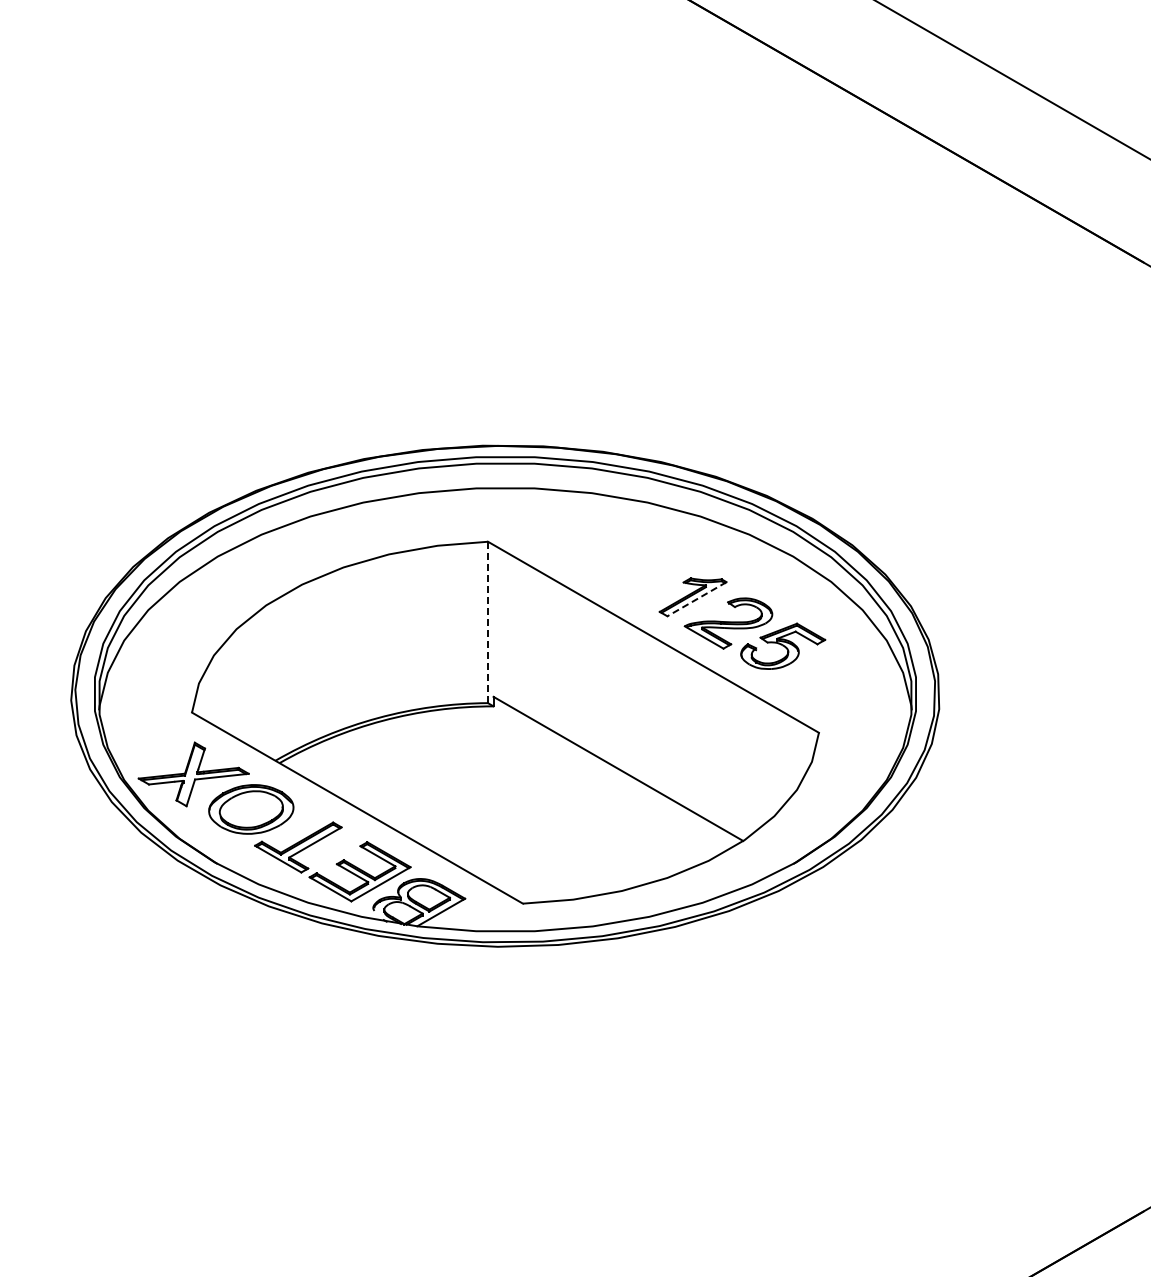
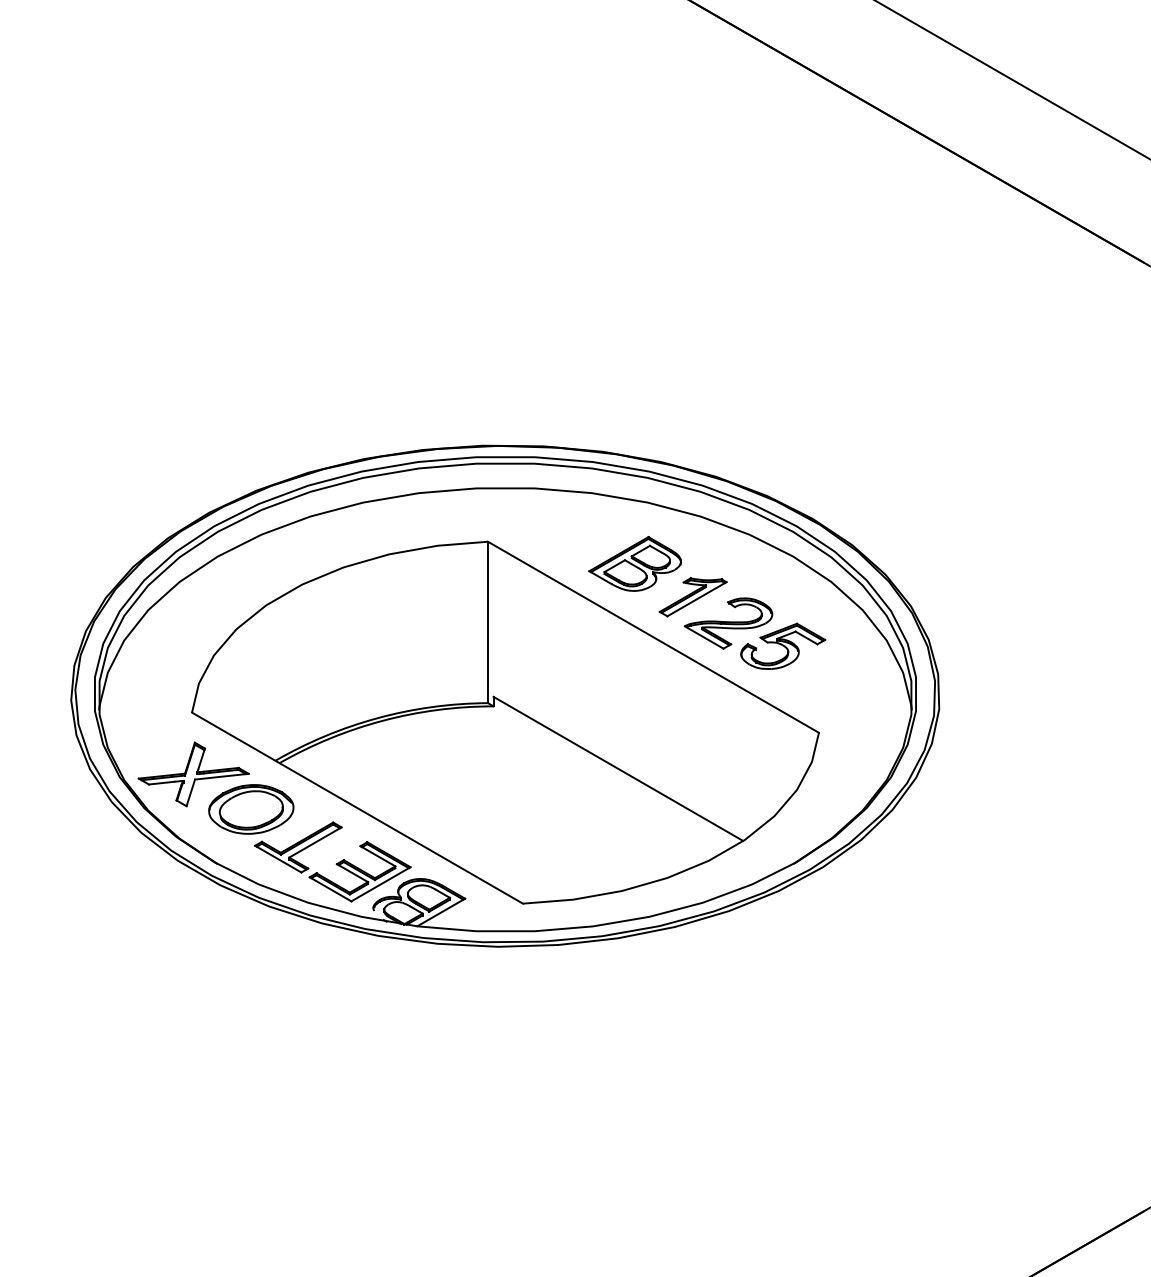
part: none -> present (634, 563)
line: dashed -> solid (696, 599)
line: dashed -> solid (488, 622)
